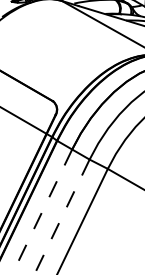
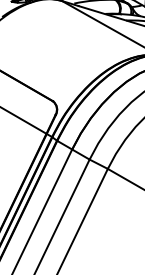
line: dashed -> solid (41, 212)
line: dashed -> solid (61, 217)
